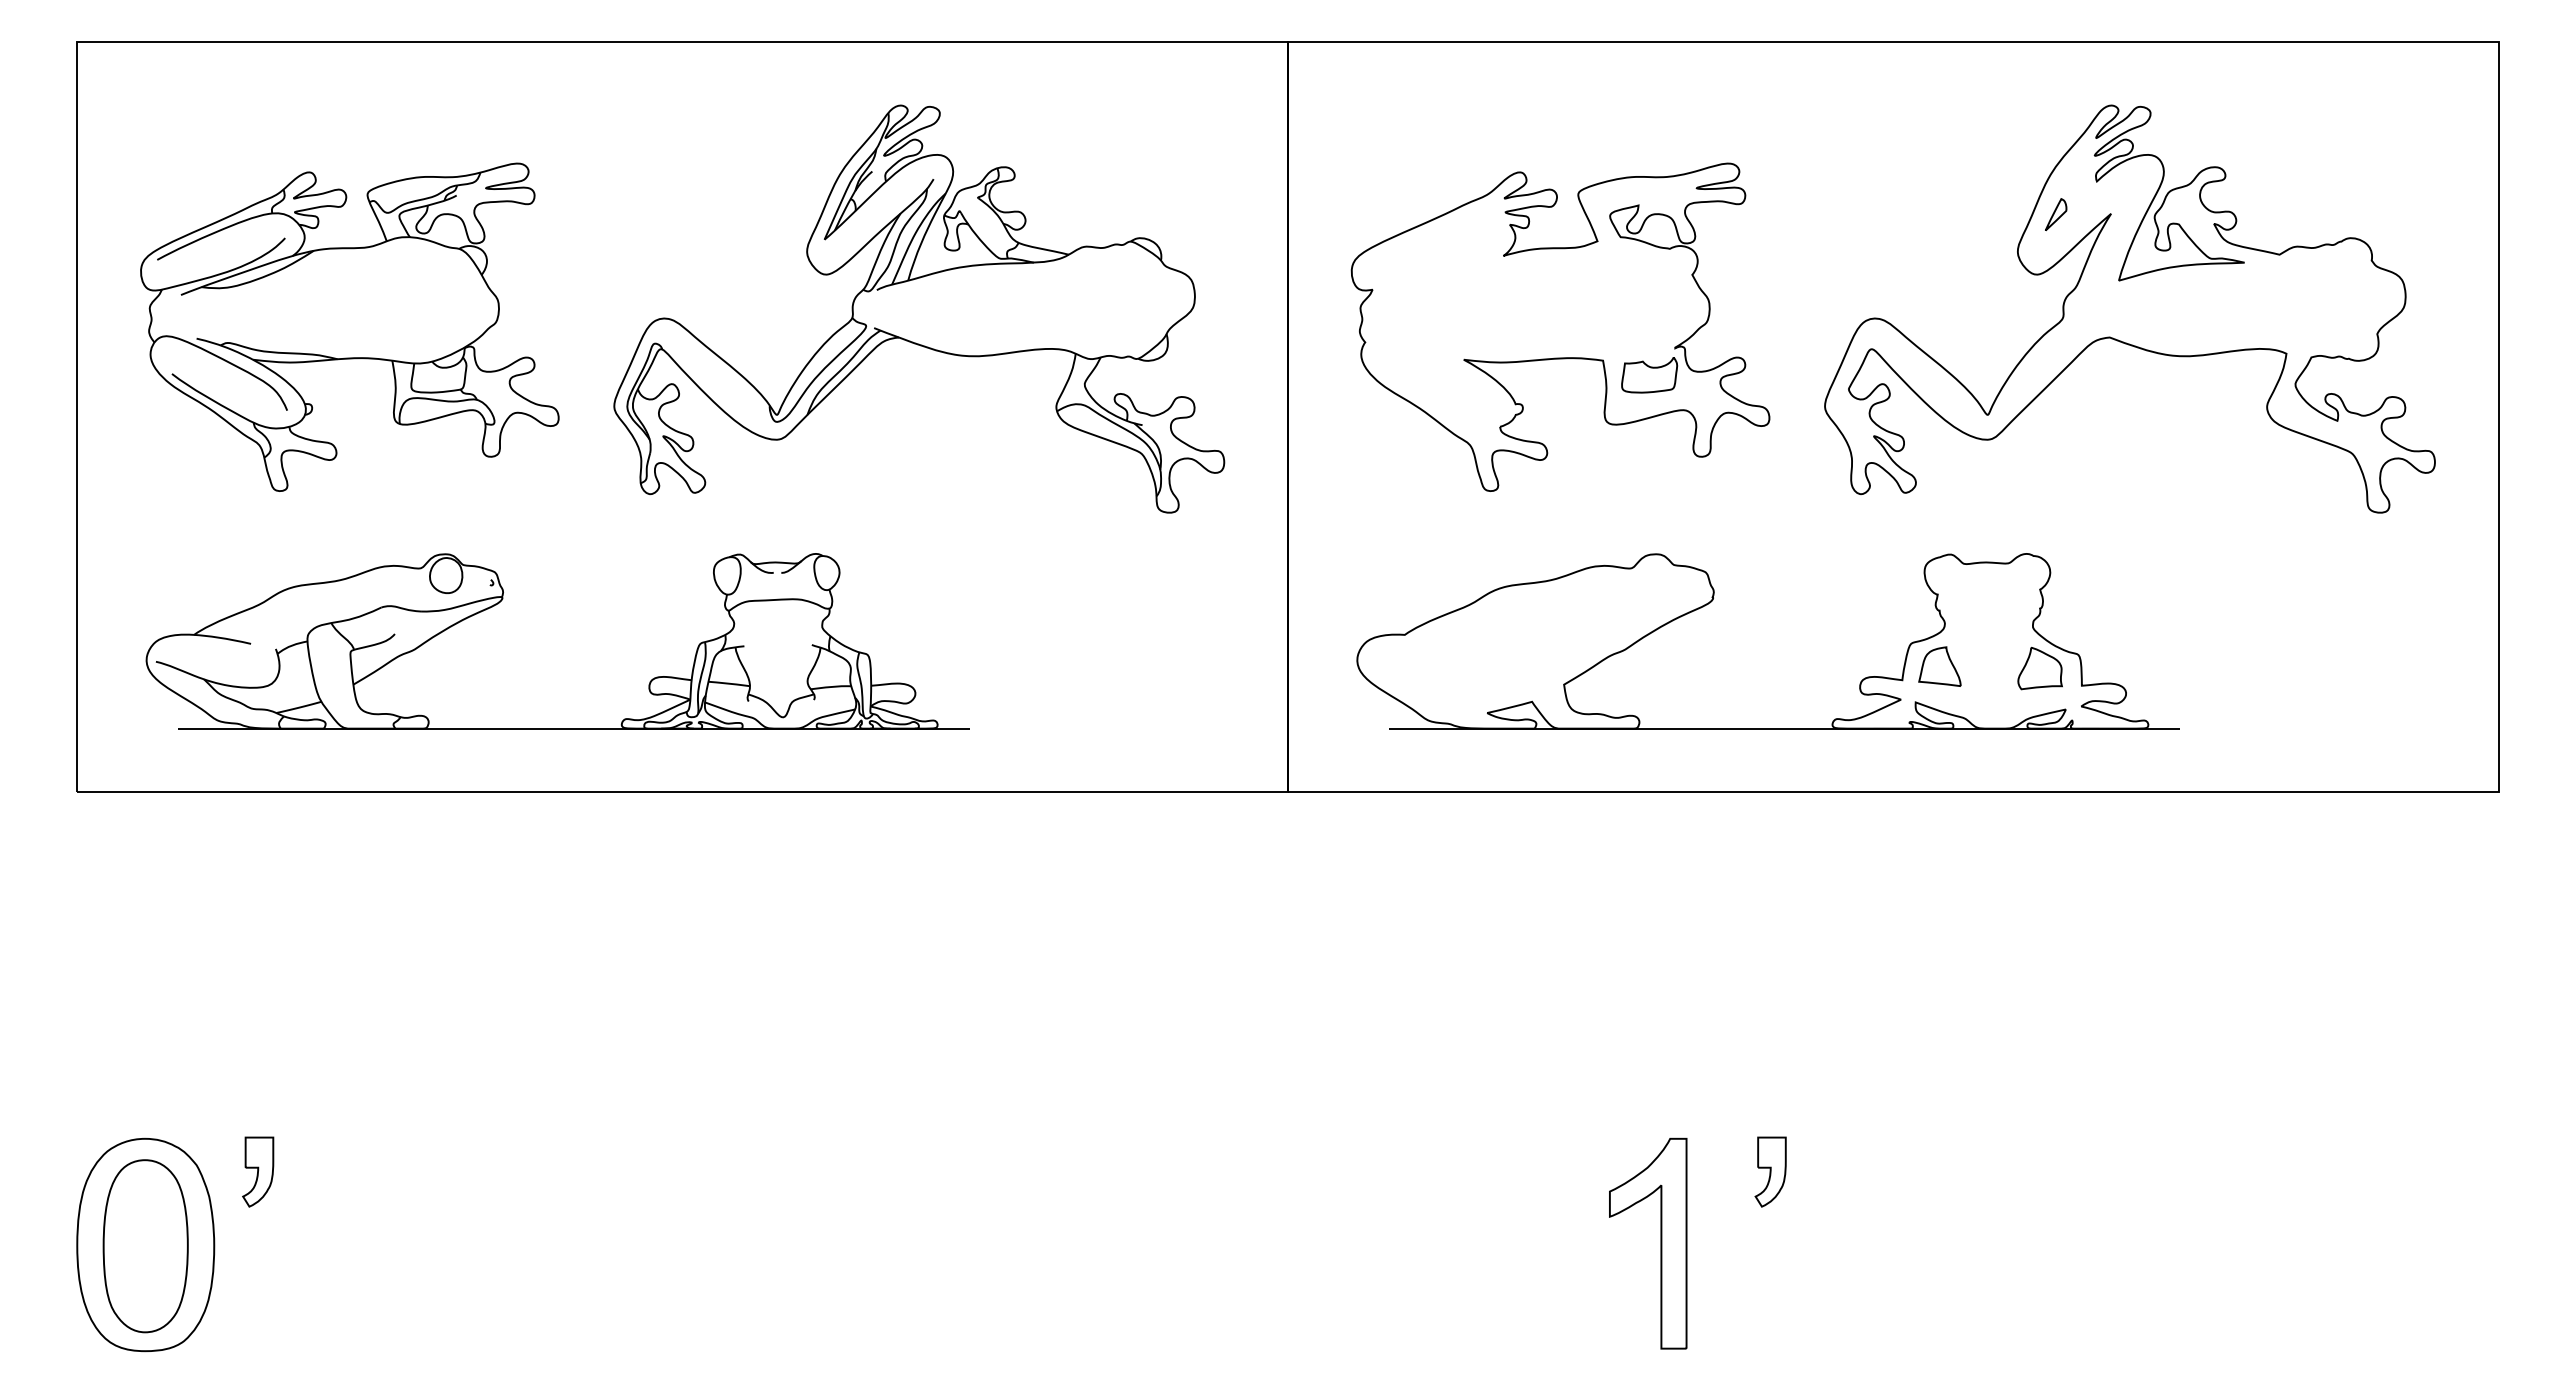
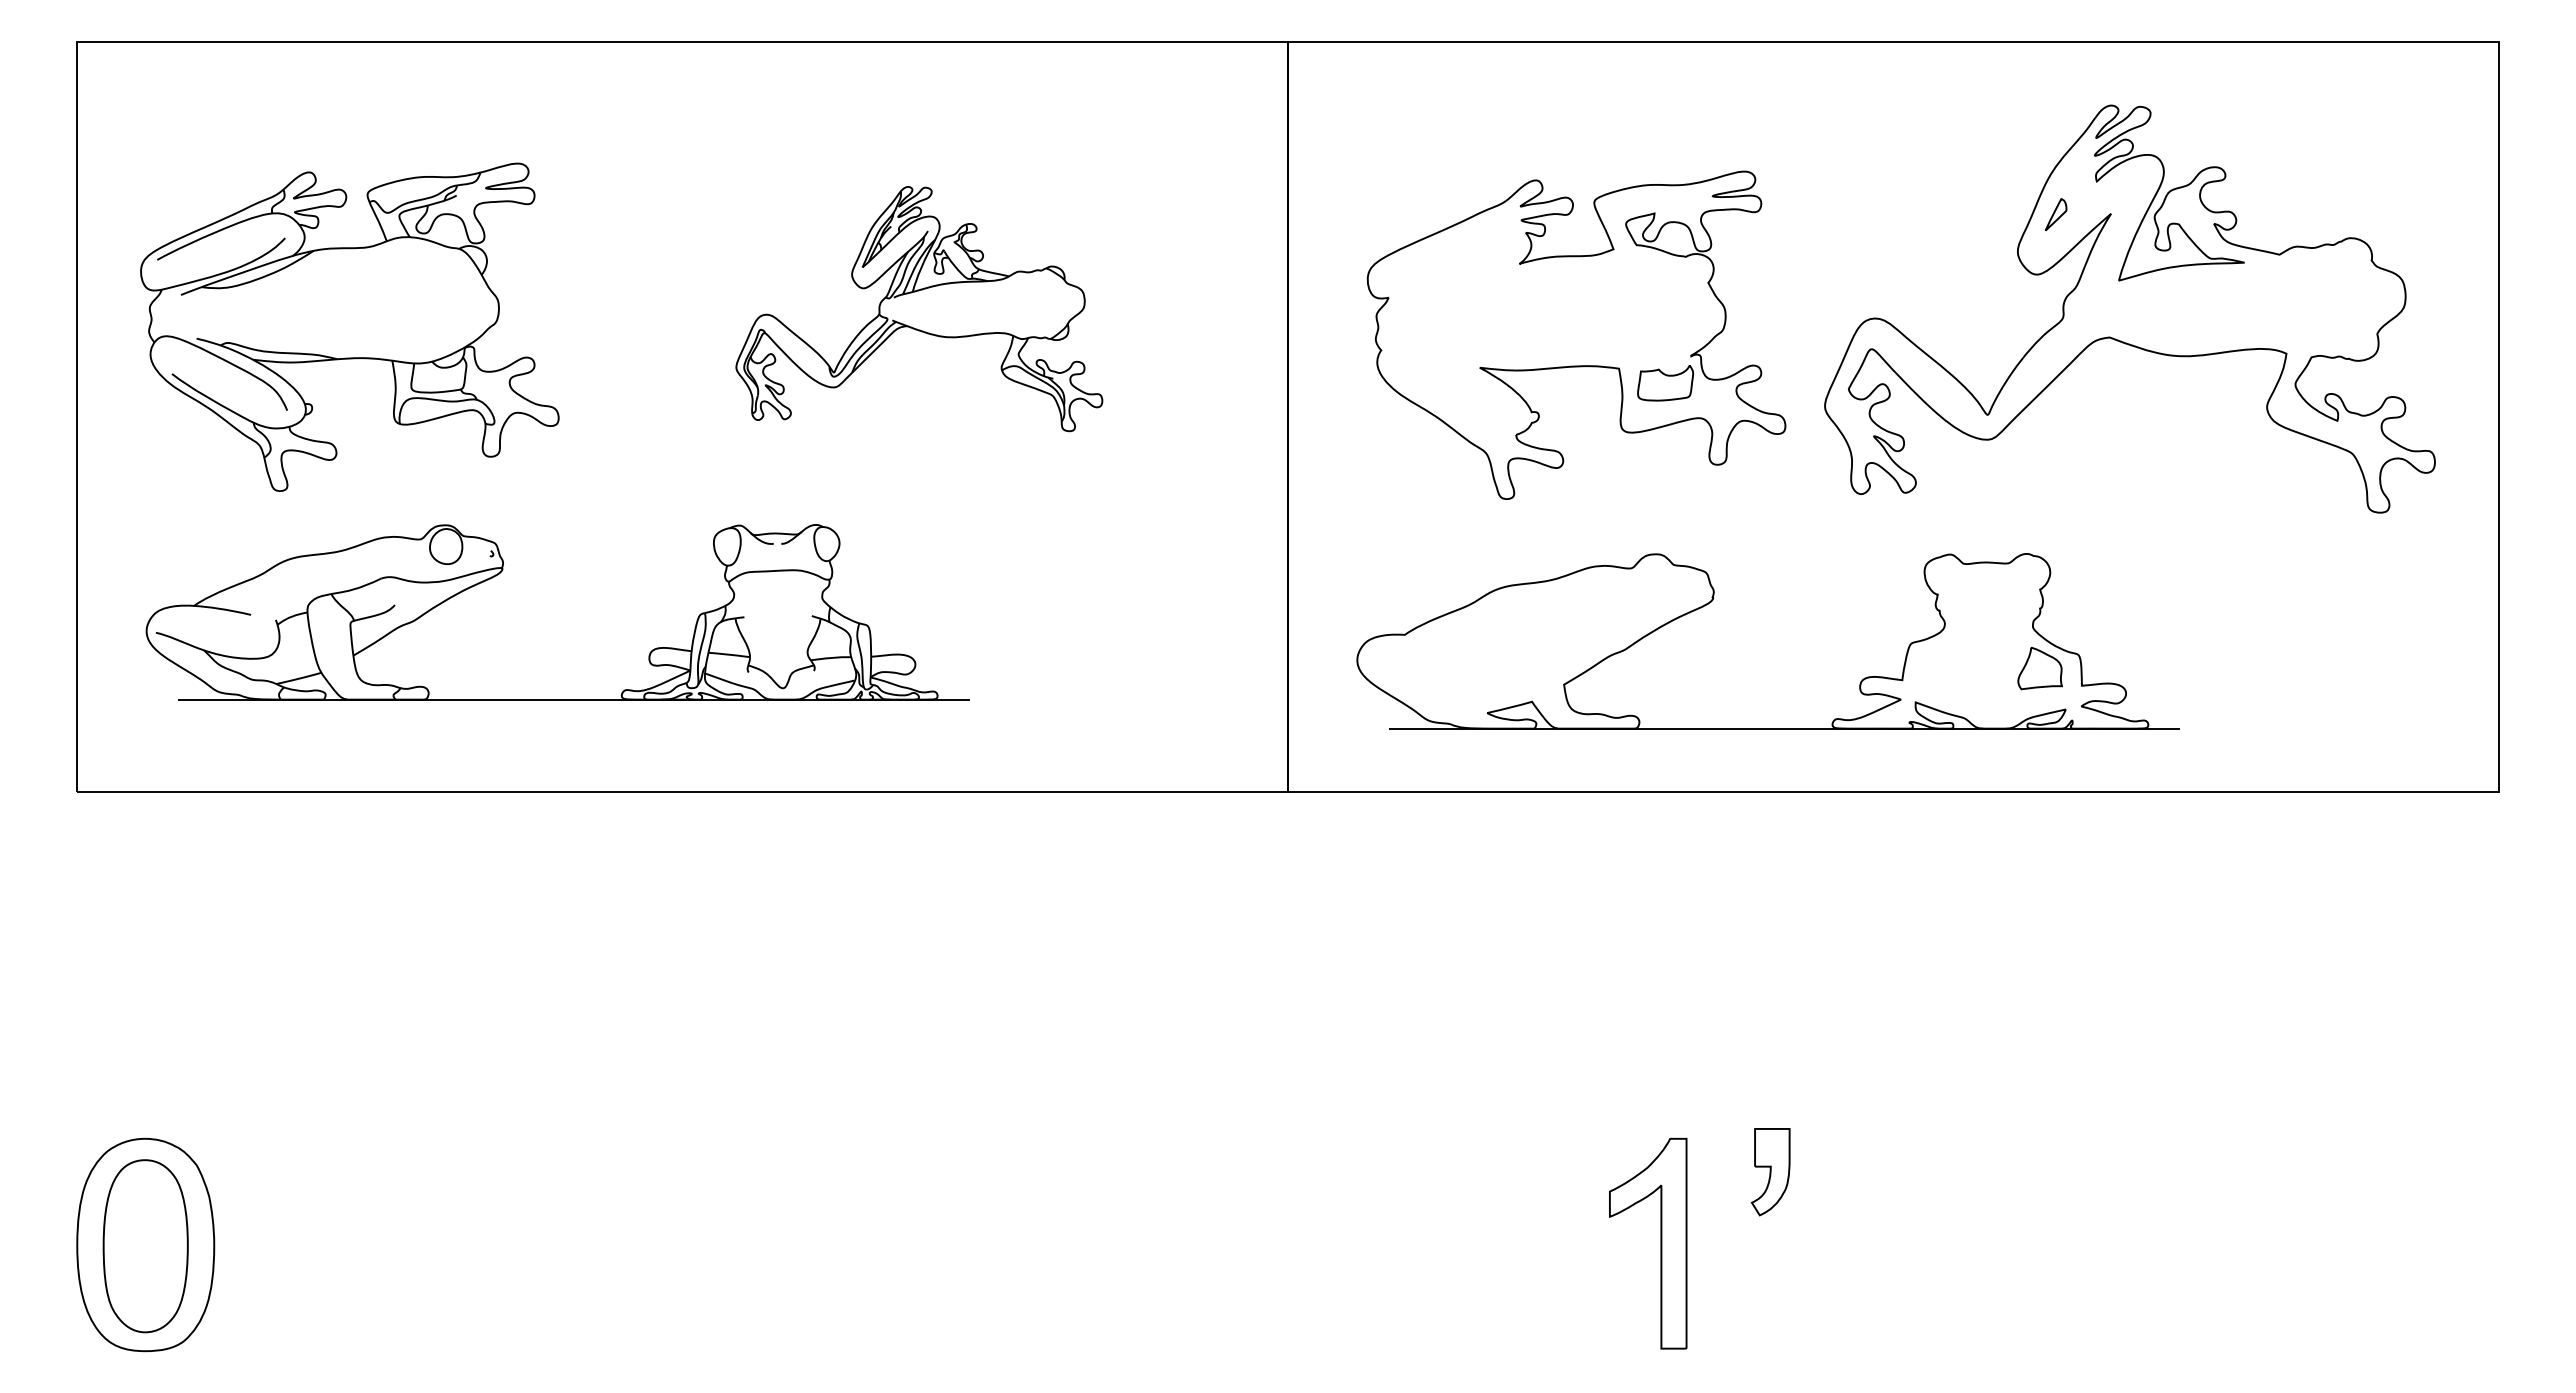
part size: 613x410 px -> 369x247 px (919, 309)
part position: (1560, 326) -> (1576, 334) (1576, 334)
part position: (502, 600) -> (502, 571) (502, 571)
part: present -> none (1939, 666)
part: present -> none (258, 1171)
part size: 33x72 px -> 41x89 px (1770, 1172)
